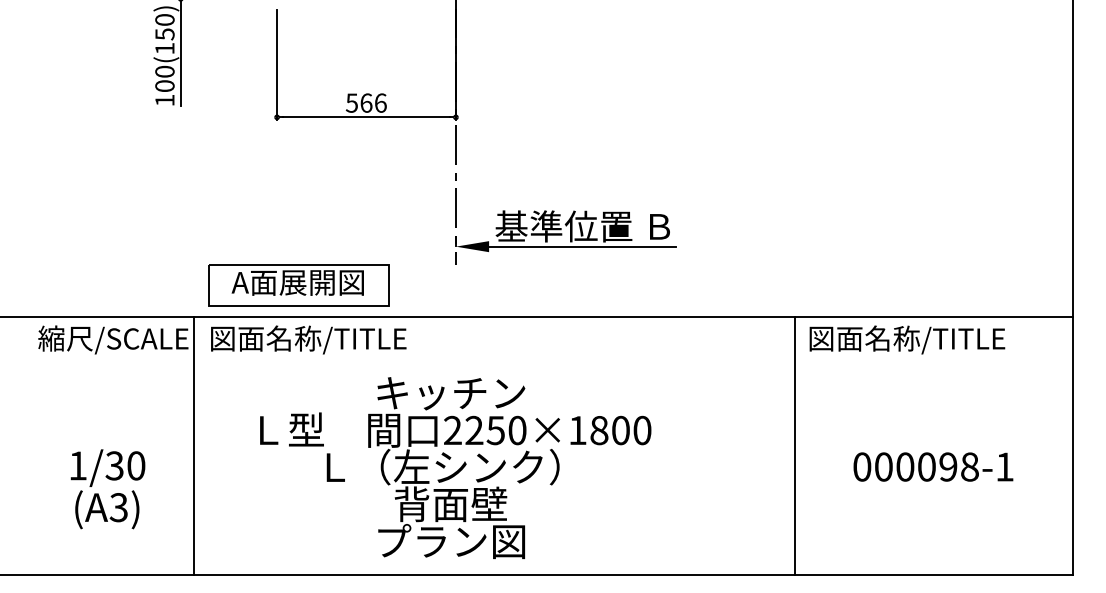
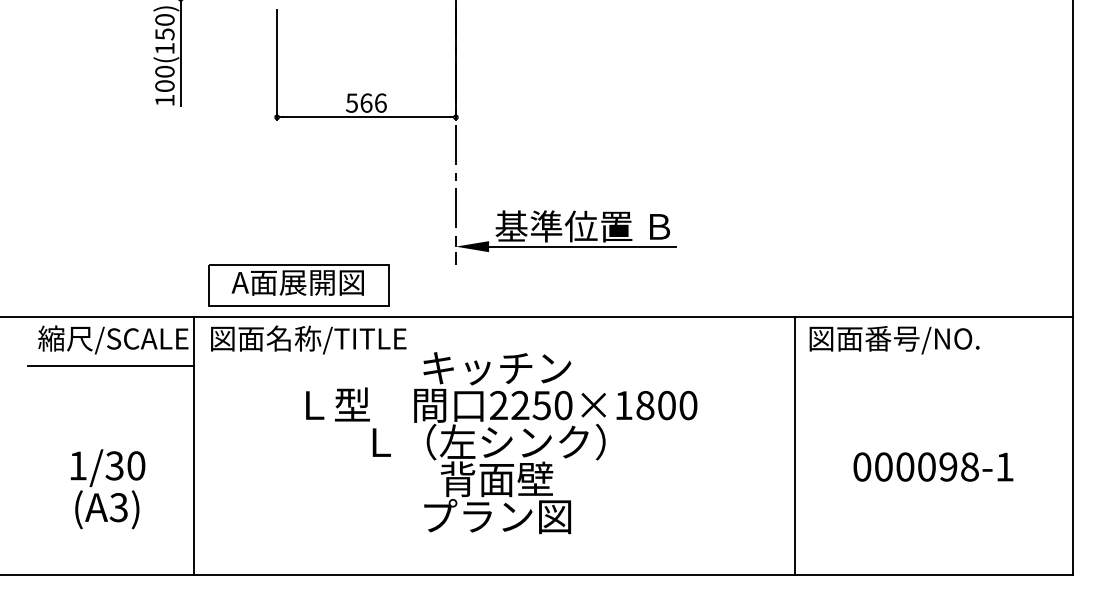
text: 図面名称/TITLE -> 図面番号/NO. (935, 338)
line: none -> present (110, 366)
text position: (455, 467) -> (501, 442) (501, 442)
